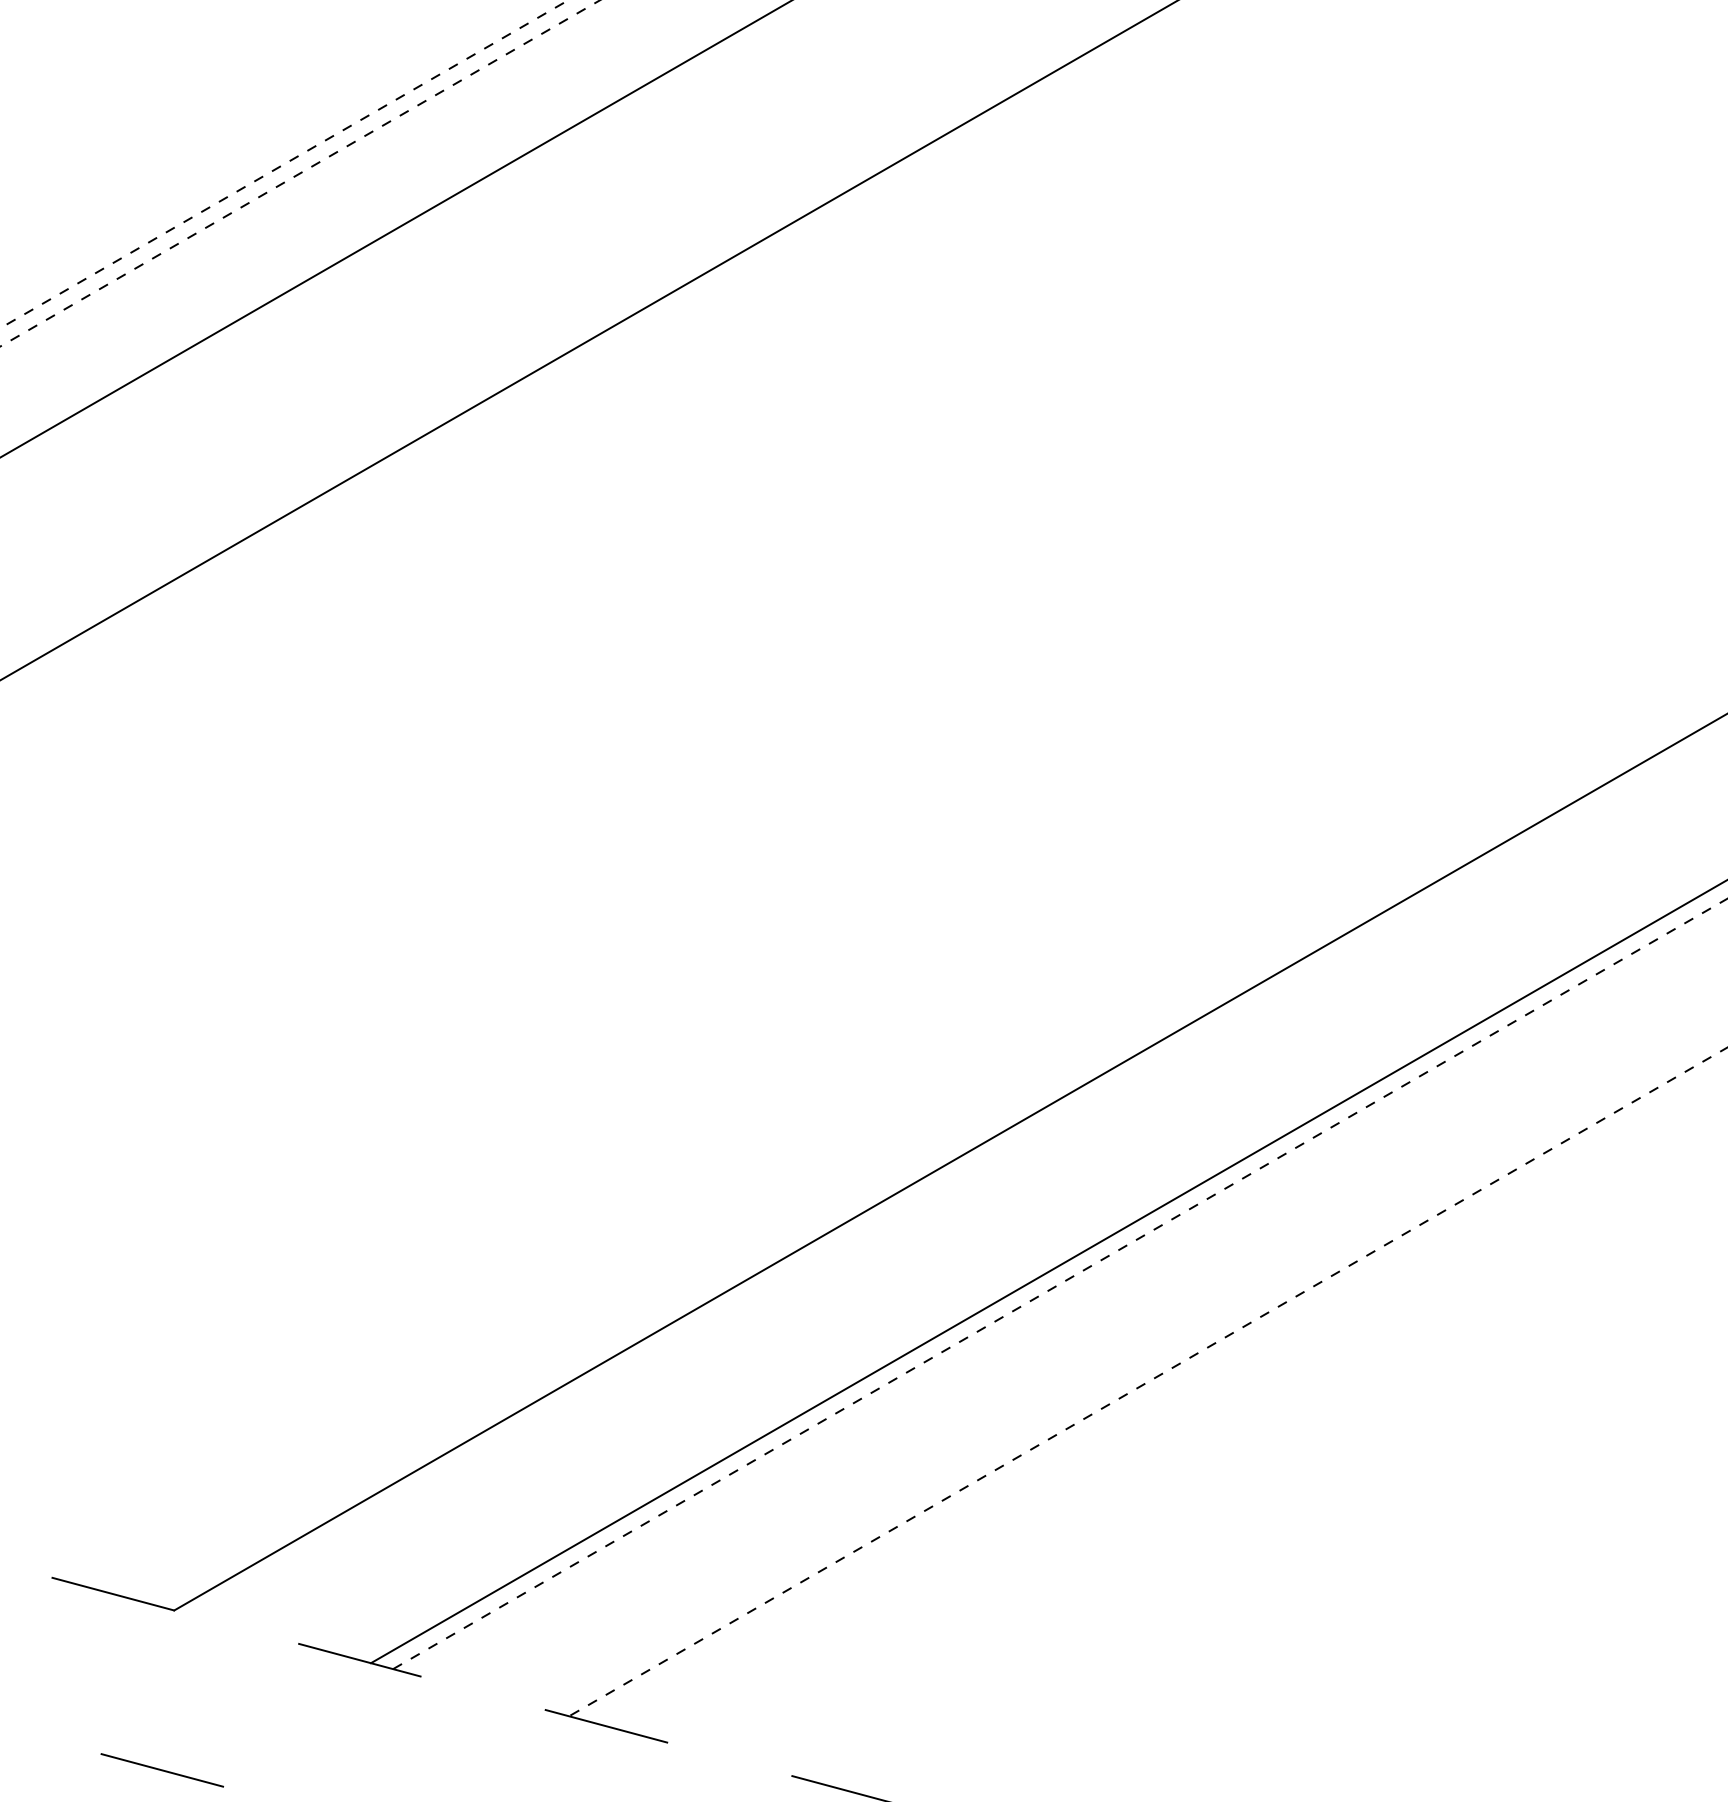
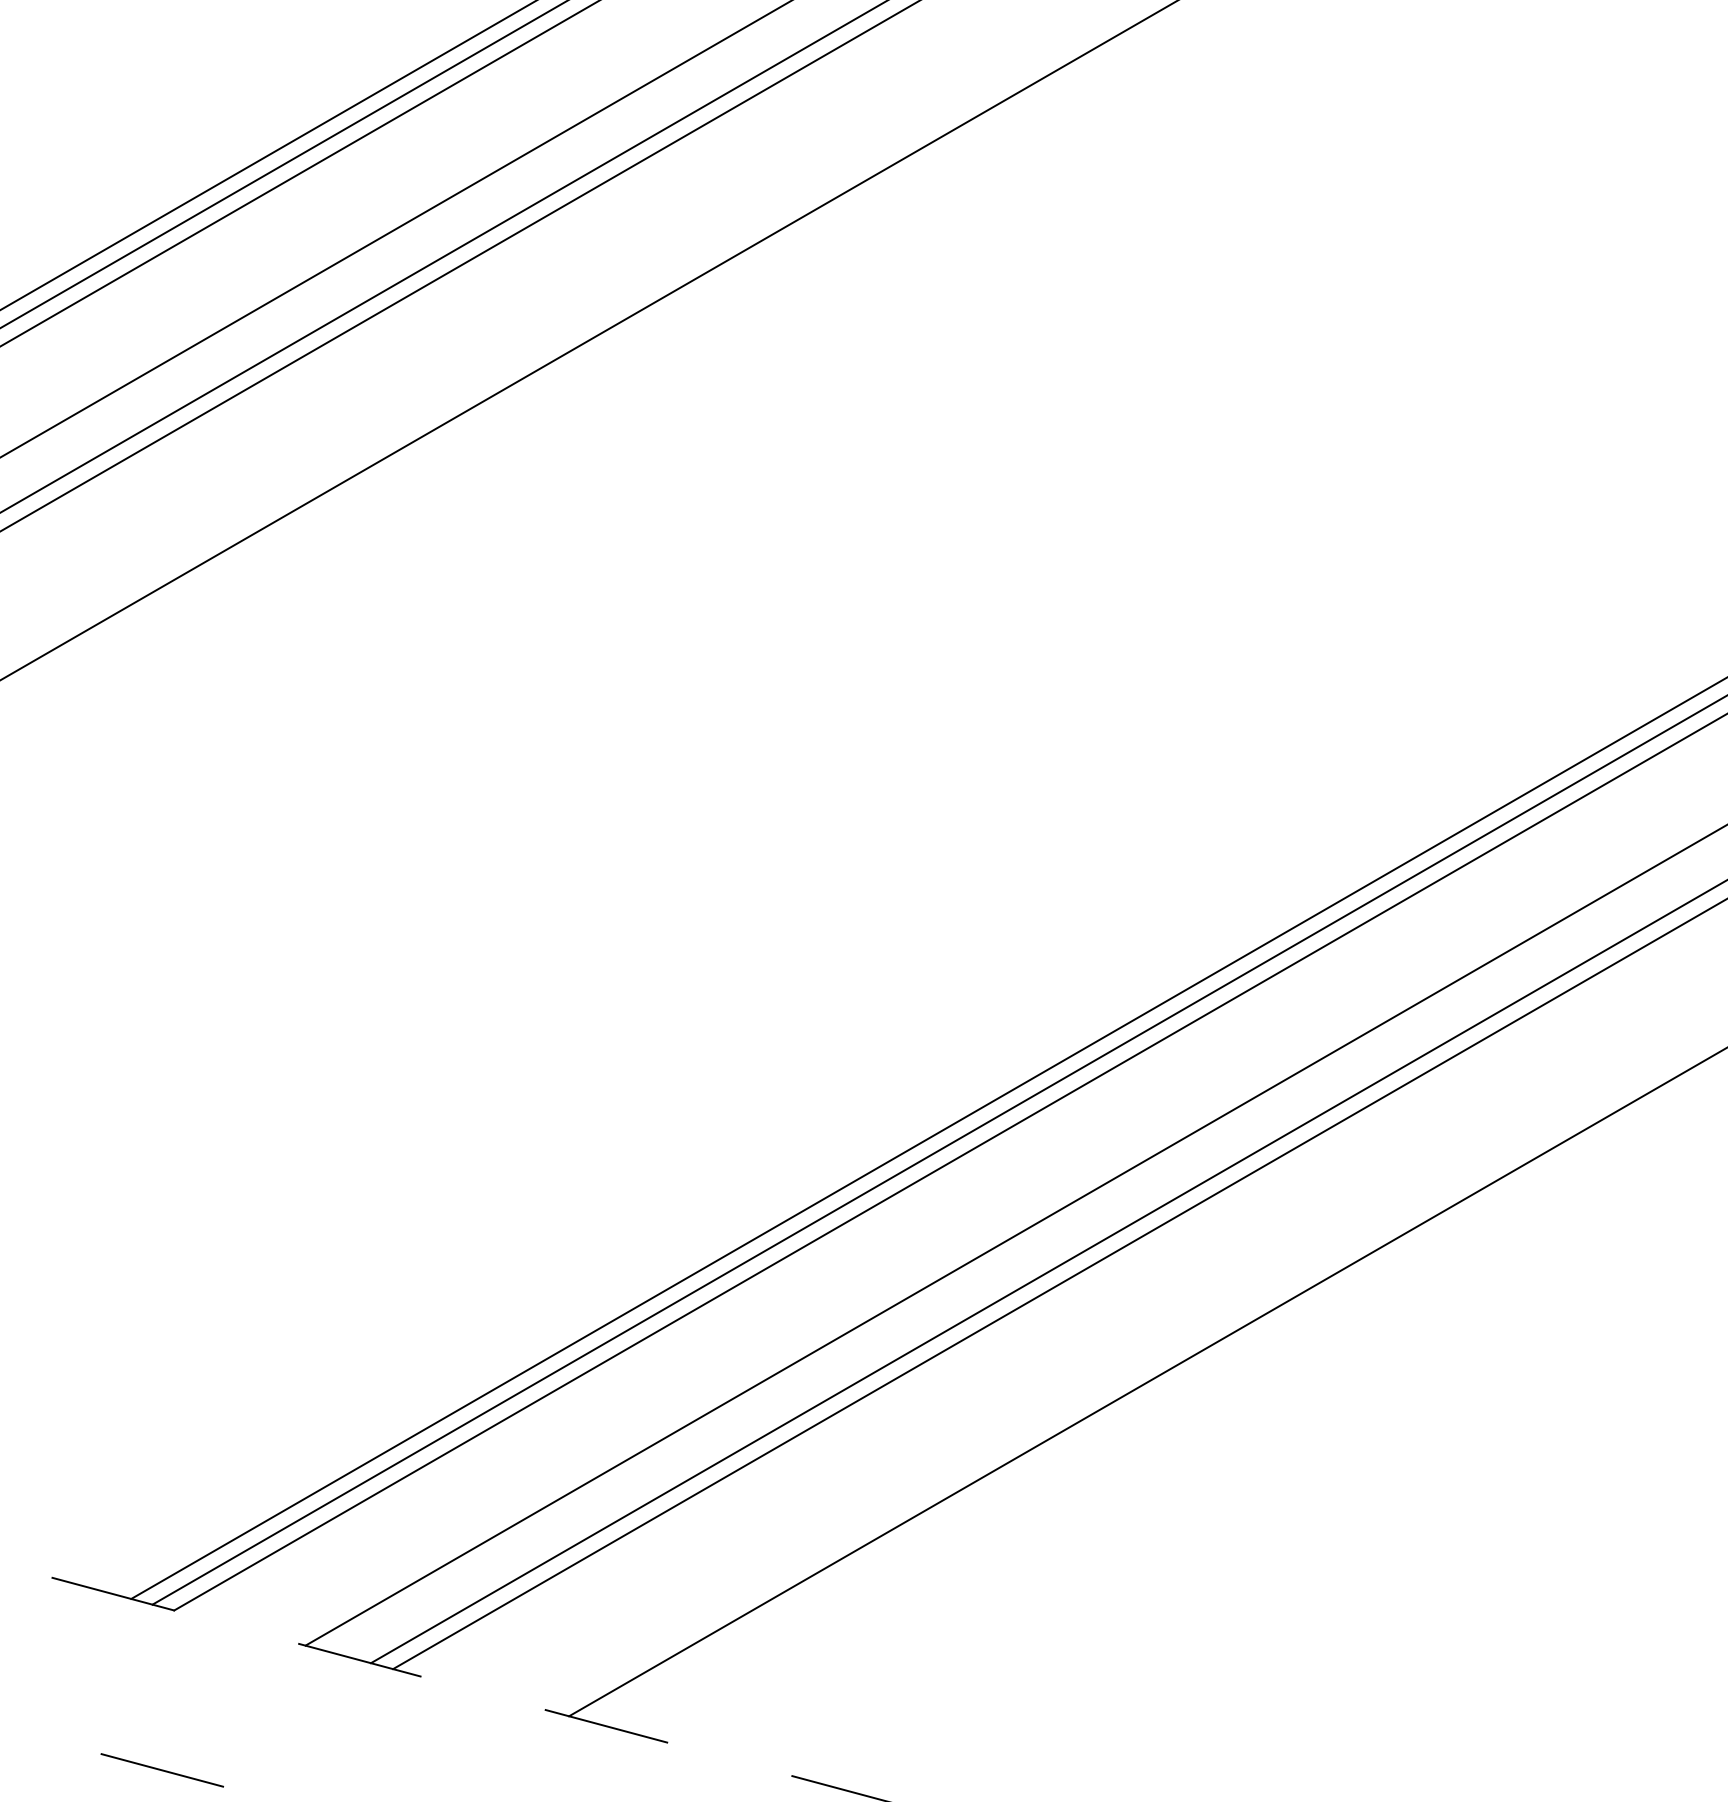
line: none -> present (267, 155)
line: dashed -> solid (284, 163)
line: dashed -> solid (300, 173)
line: none -> present (443, 256)
line: none -> present (459, 266)
line: none -> present (927, 1138)
line: none -> present (938, 1150)
line: none -> present (1014, 1235)
line: dashed -> solid (1060, 1283)
line: dashed -> solid (1148, 1381)
